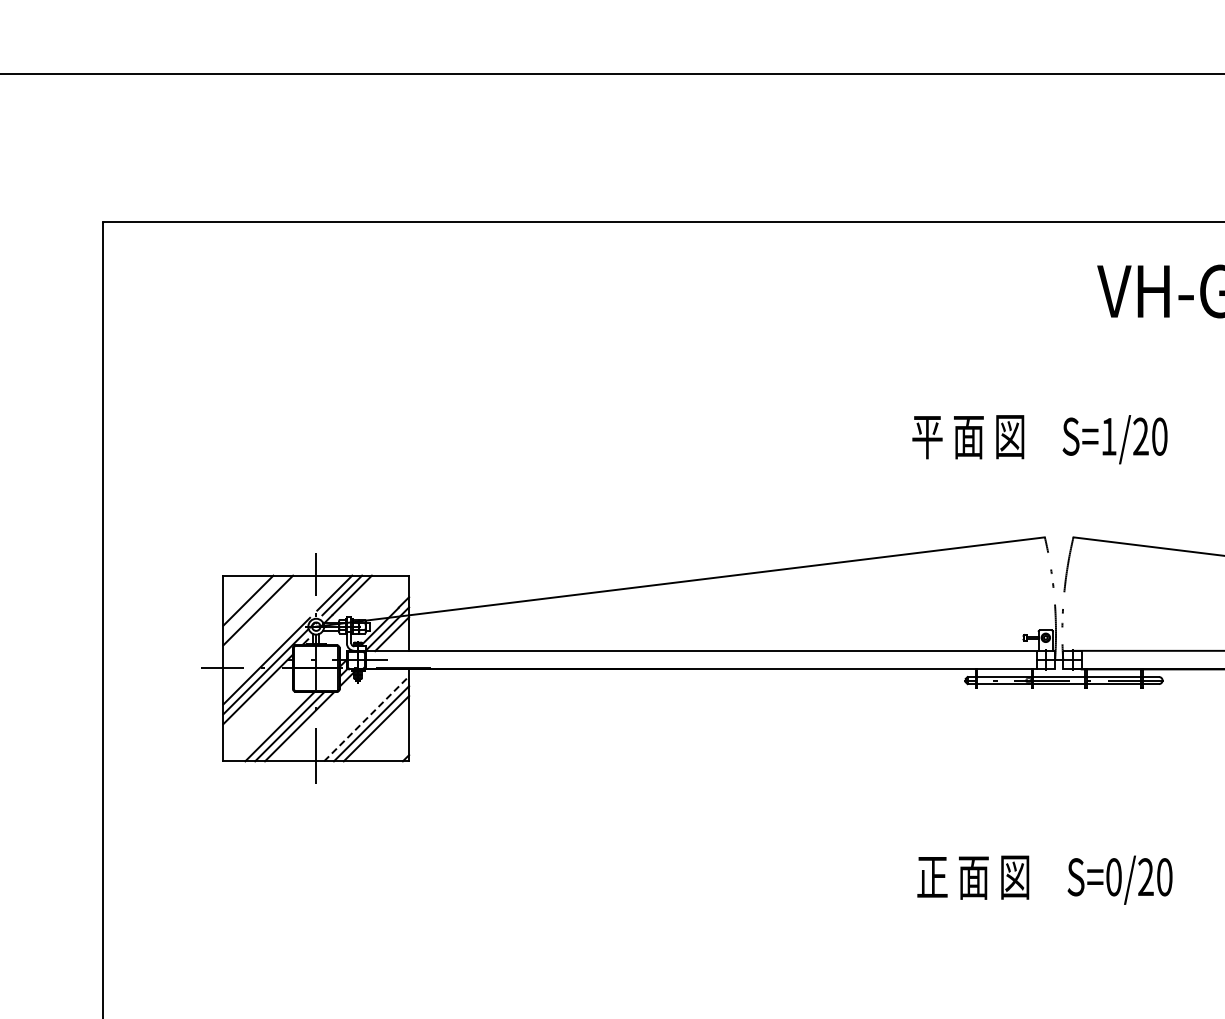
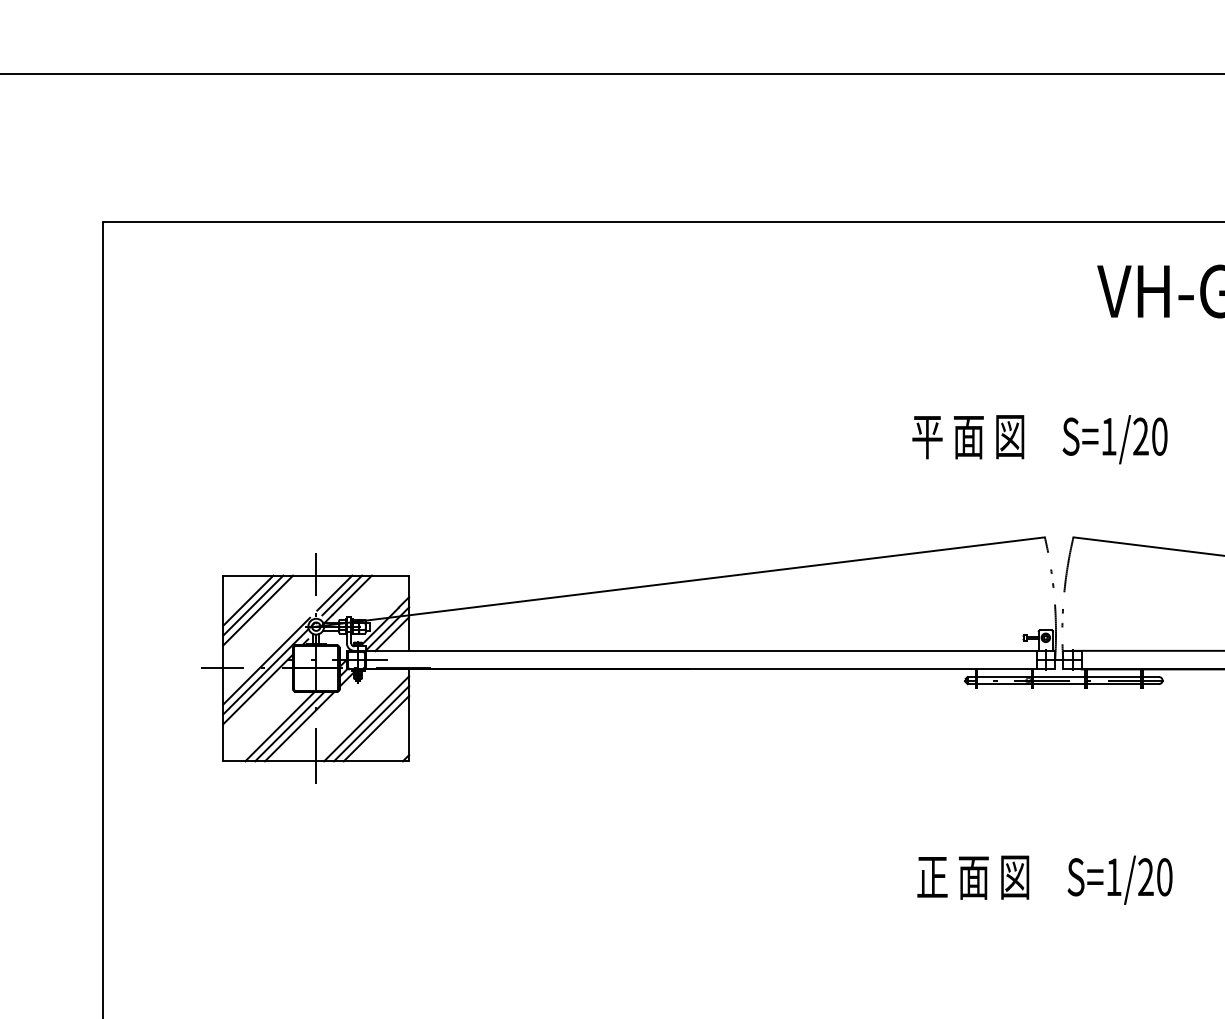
line: none -> present (253, 605)
line: dashed -> solid (366, 718)
text: S=0/20 -> S=1/20 (1113, 877)
